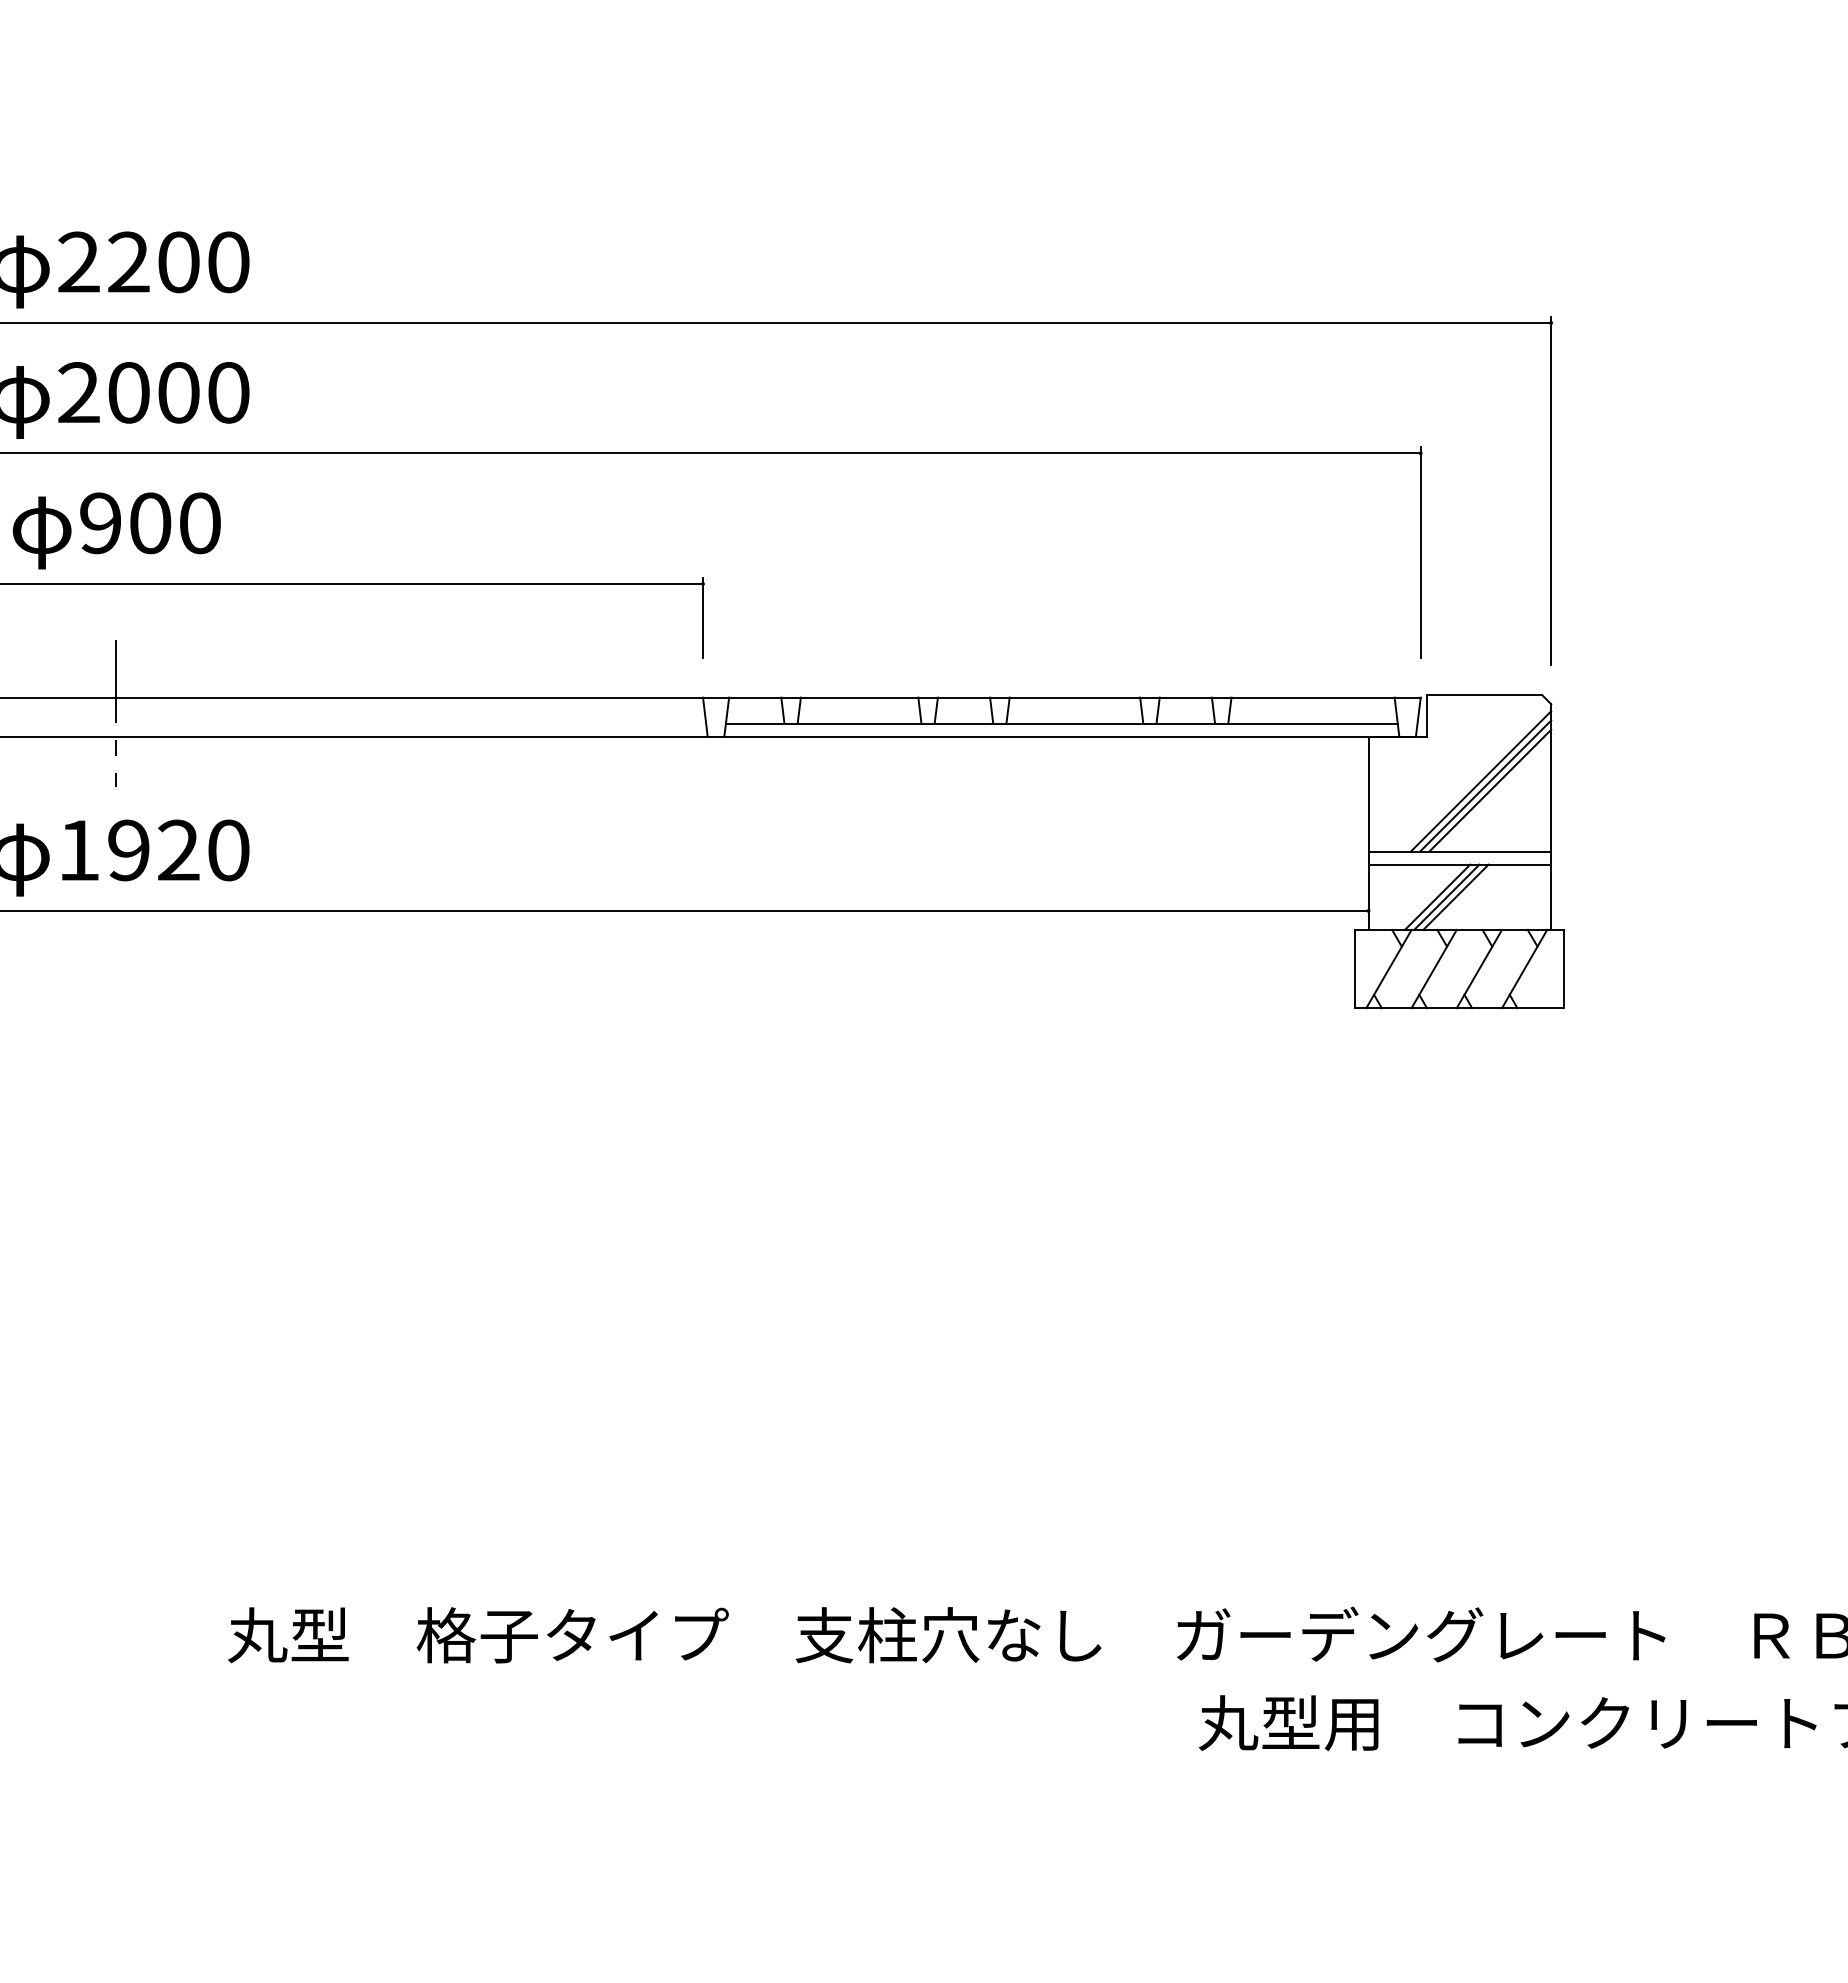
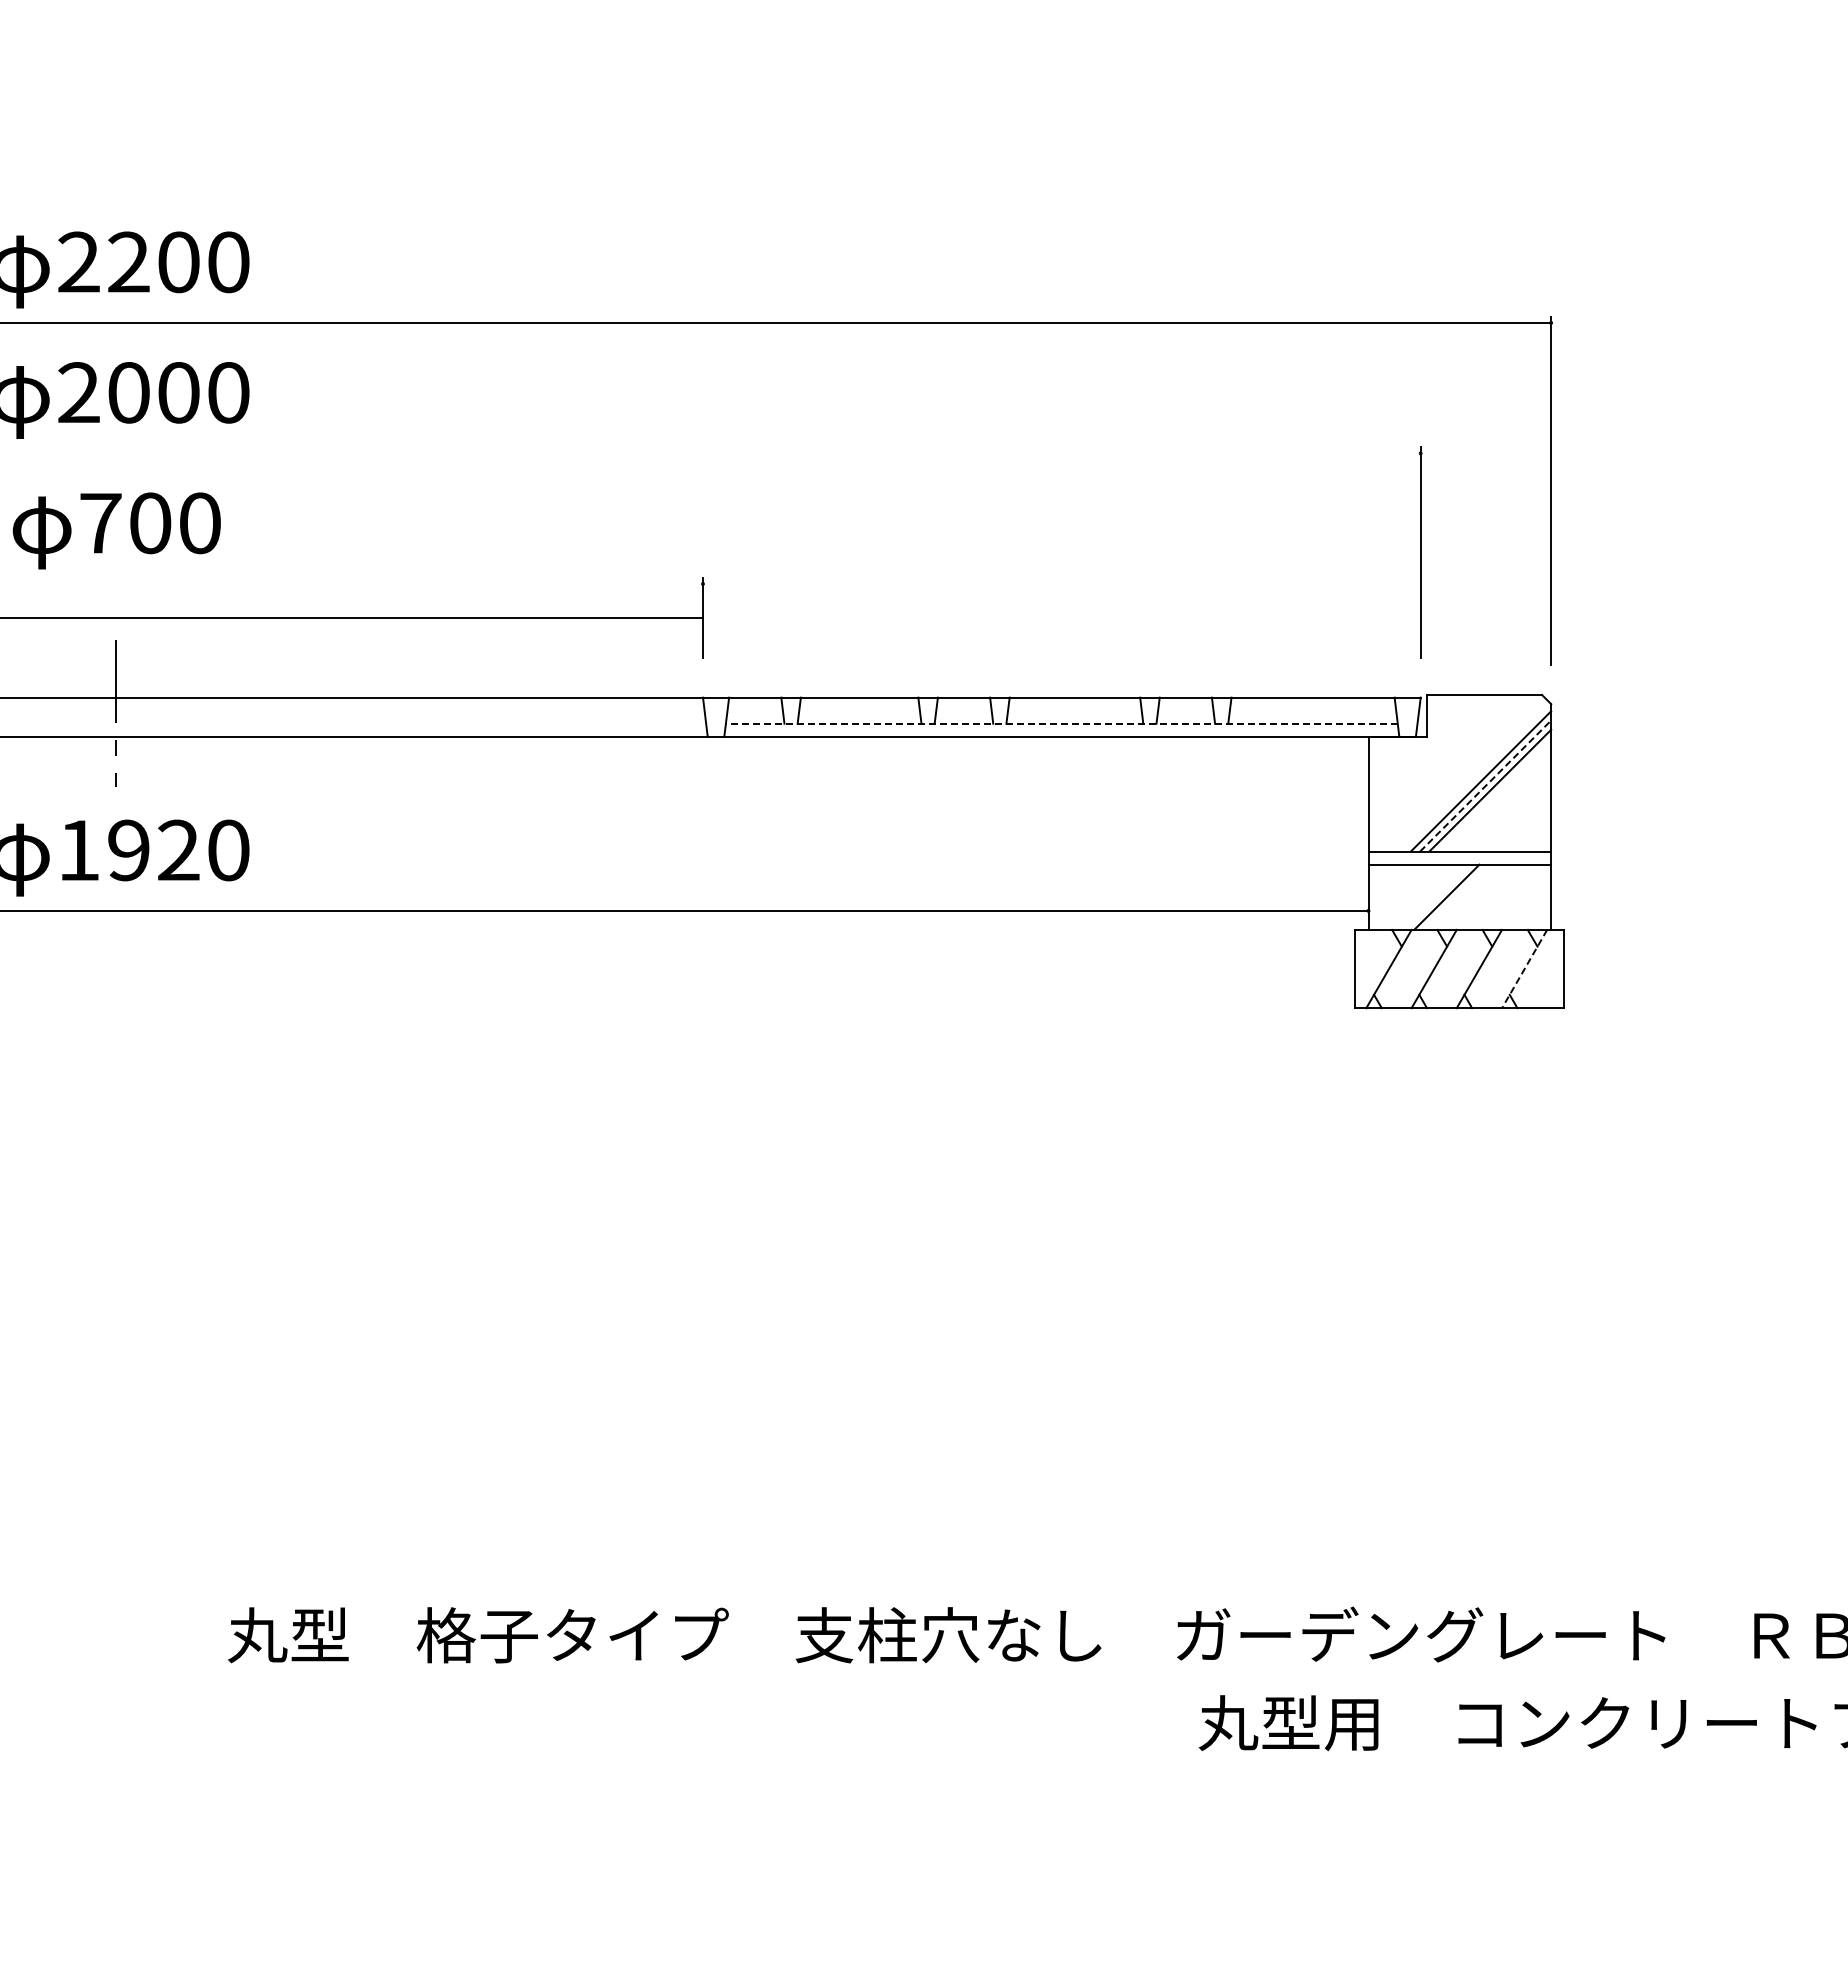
line: present -> none (711, 453)
text: 900 -> 700 (100, 523)
line position: (352, 583) -> (352, 617) (352, 617)
line: solid -> dashed (1061, 723)
line: solid -> dashed (1485, 786)
line: present -> none (1437, 896)
line: present -> none (1455, 896)
line: solid -> dashed (1524, 969)
